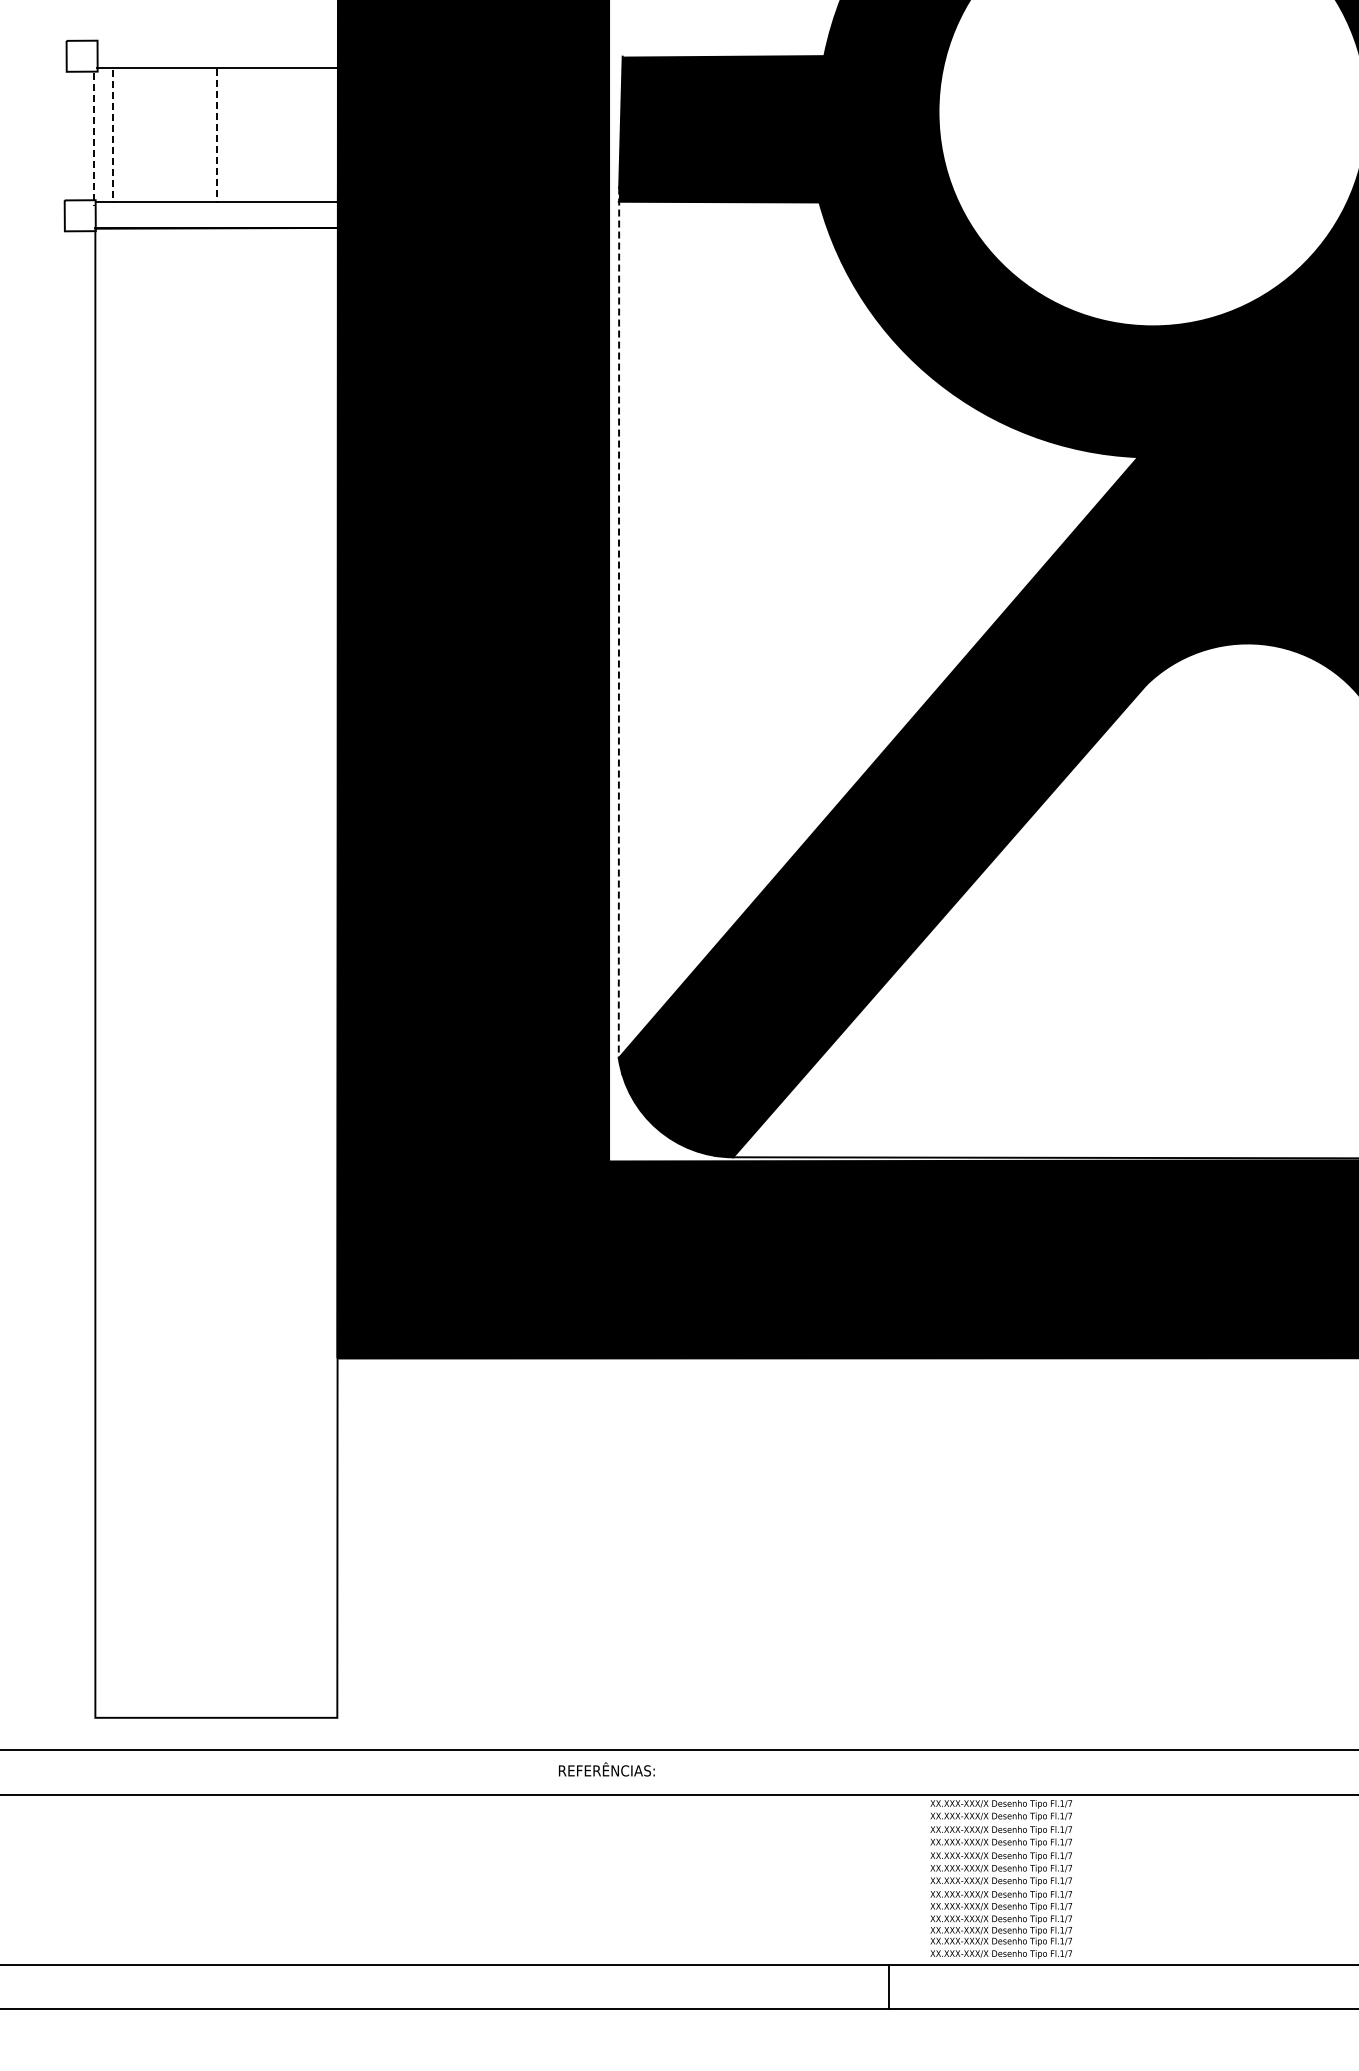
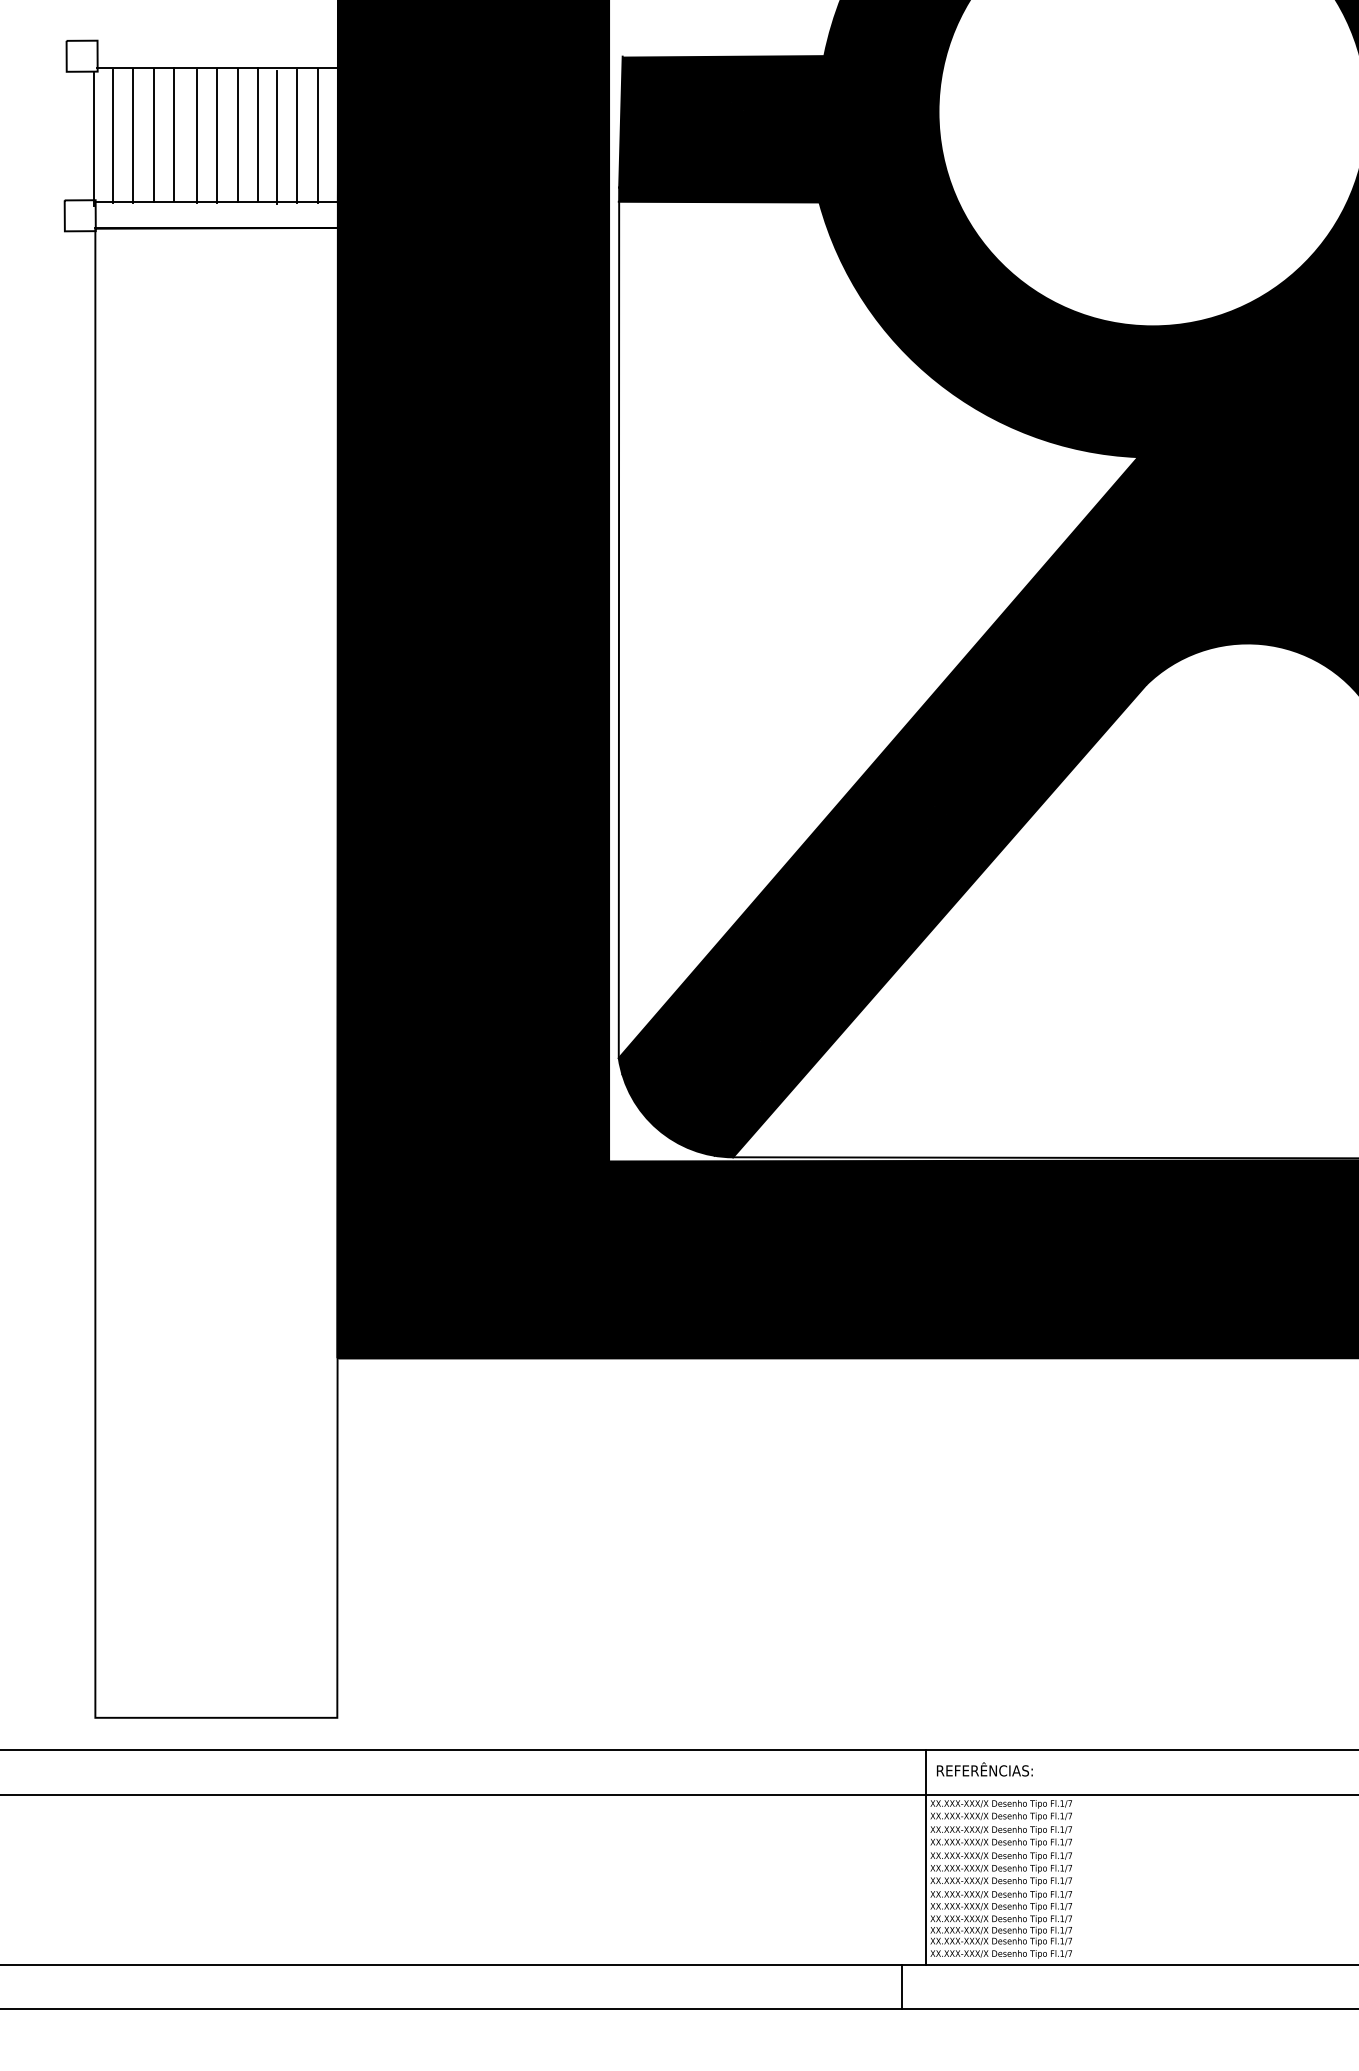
line: none -> present (174, 133)
line: none -> present (258, 133)
line: none -> present (154, 134)
line: none -> present (238, 134)
line: none -> present (132, 135)
line: dashed -> solid (216, 135)
line: none -> present (318, 135)
line: dashed -> solid (112, 136)
line: none -> present (196, 136)
line: none -> present (296, 136)
line: none -> present (276, 137)
line: dashed -> solid (94, 139)
line: dashed -> solid (618, 623)
text position: (606, 1769) -> (984, 1769) (984, 1769)
line: none -> present (925, 1857)
line position: (888, 1986) -> (901, 1986) (901, 1986)
